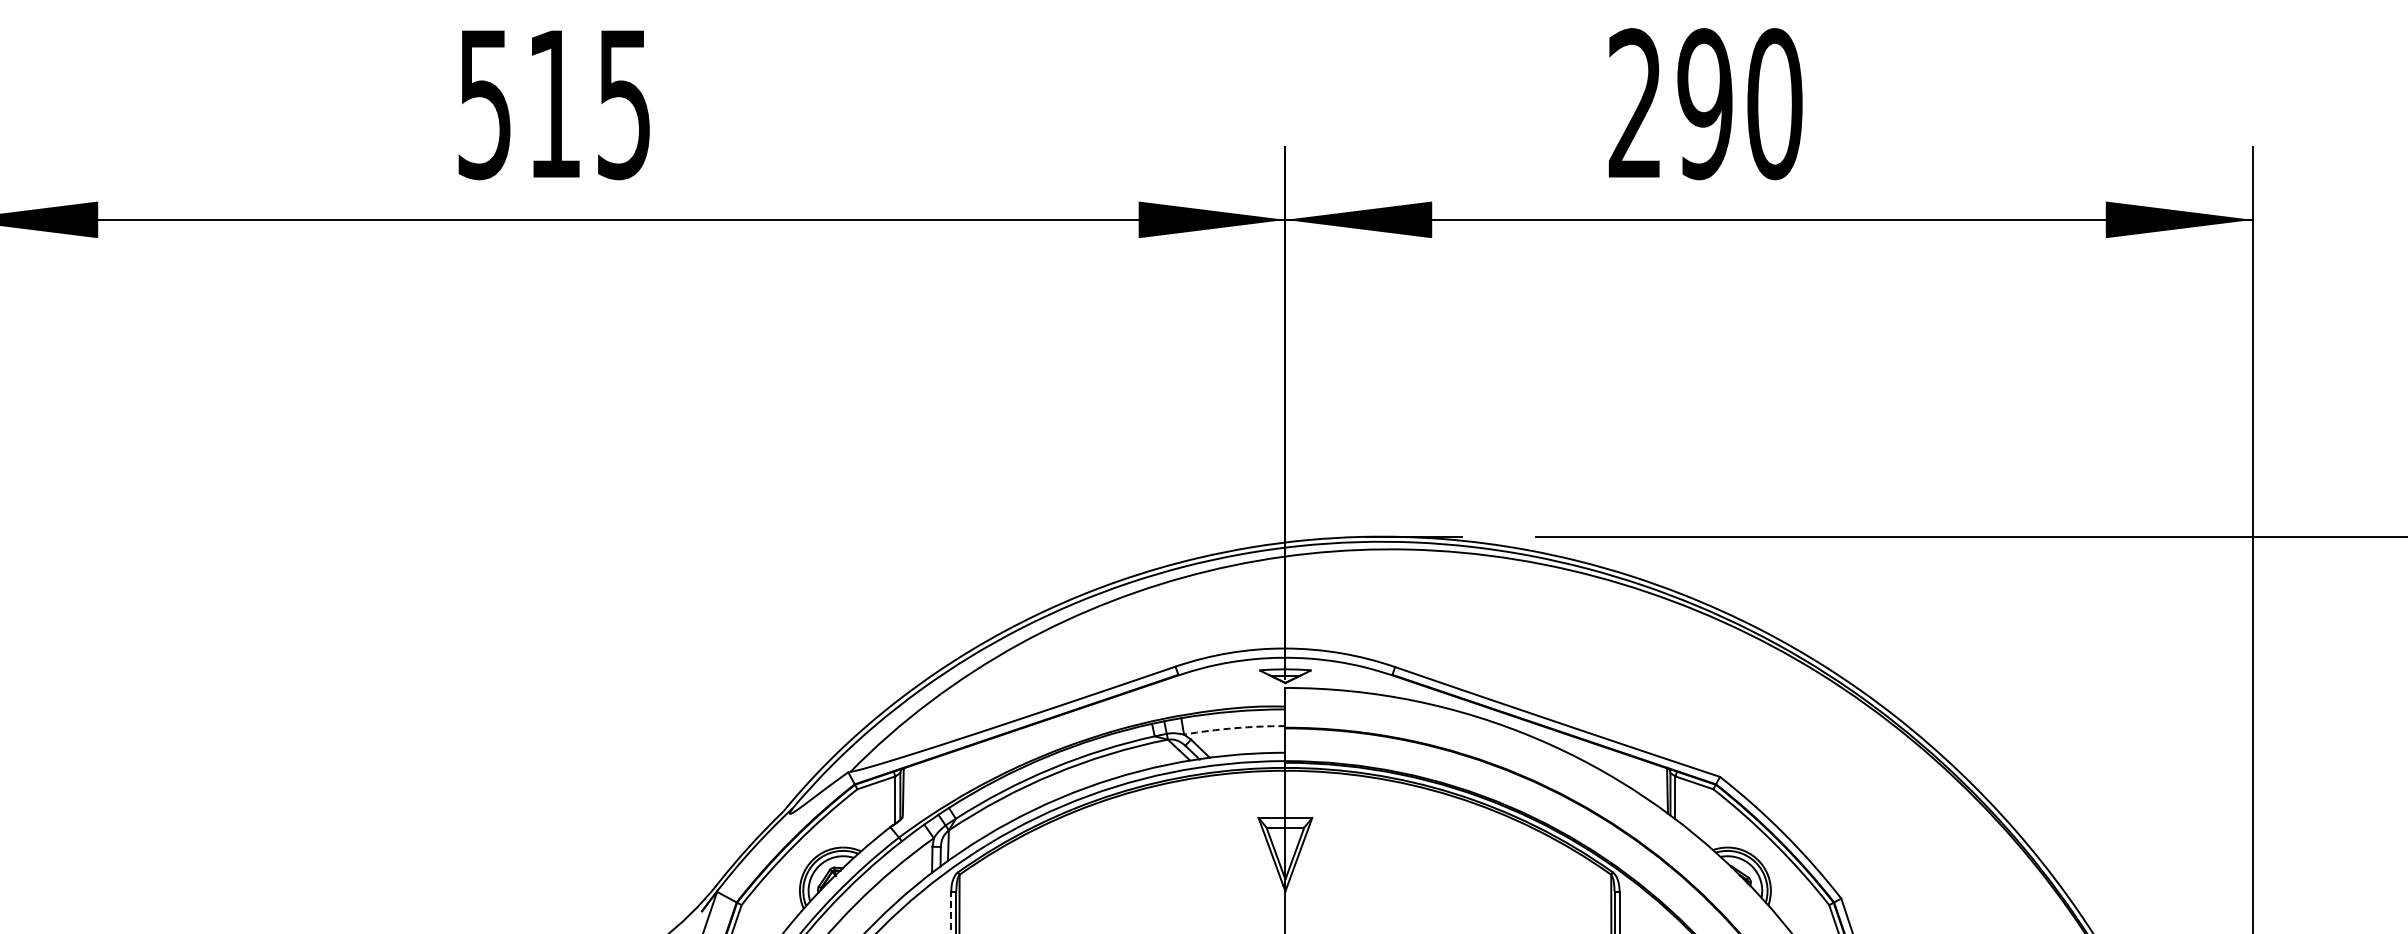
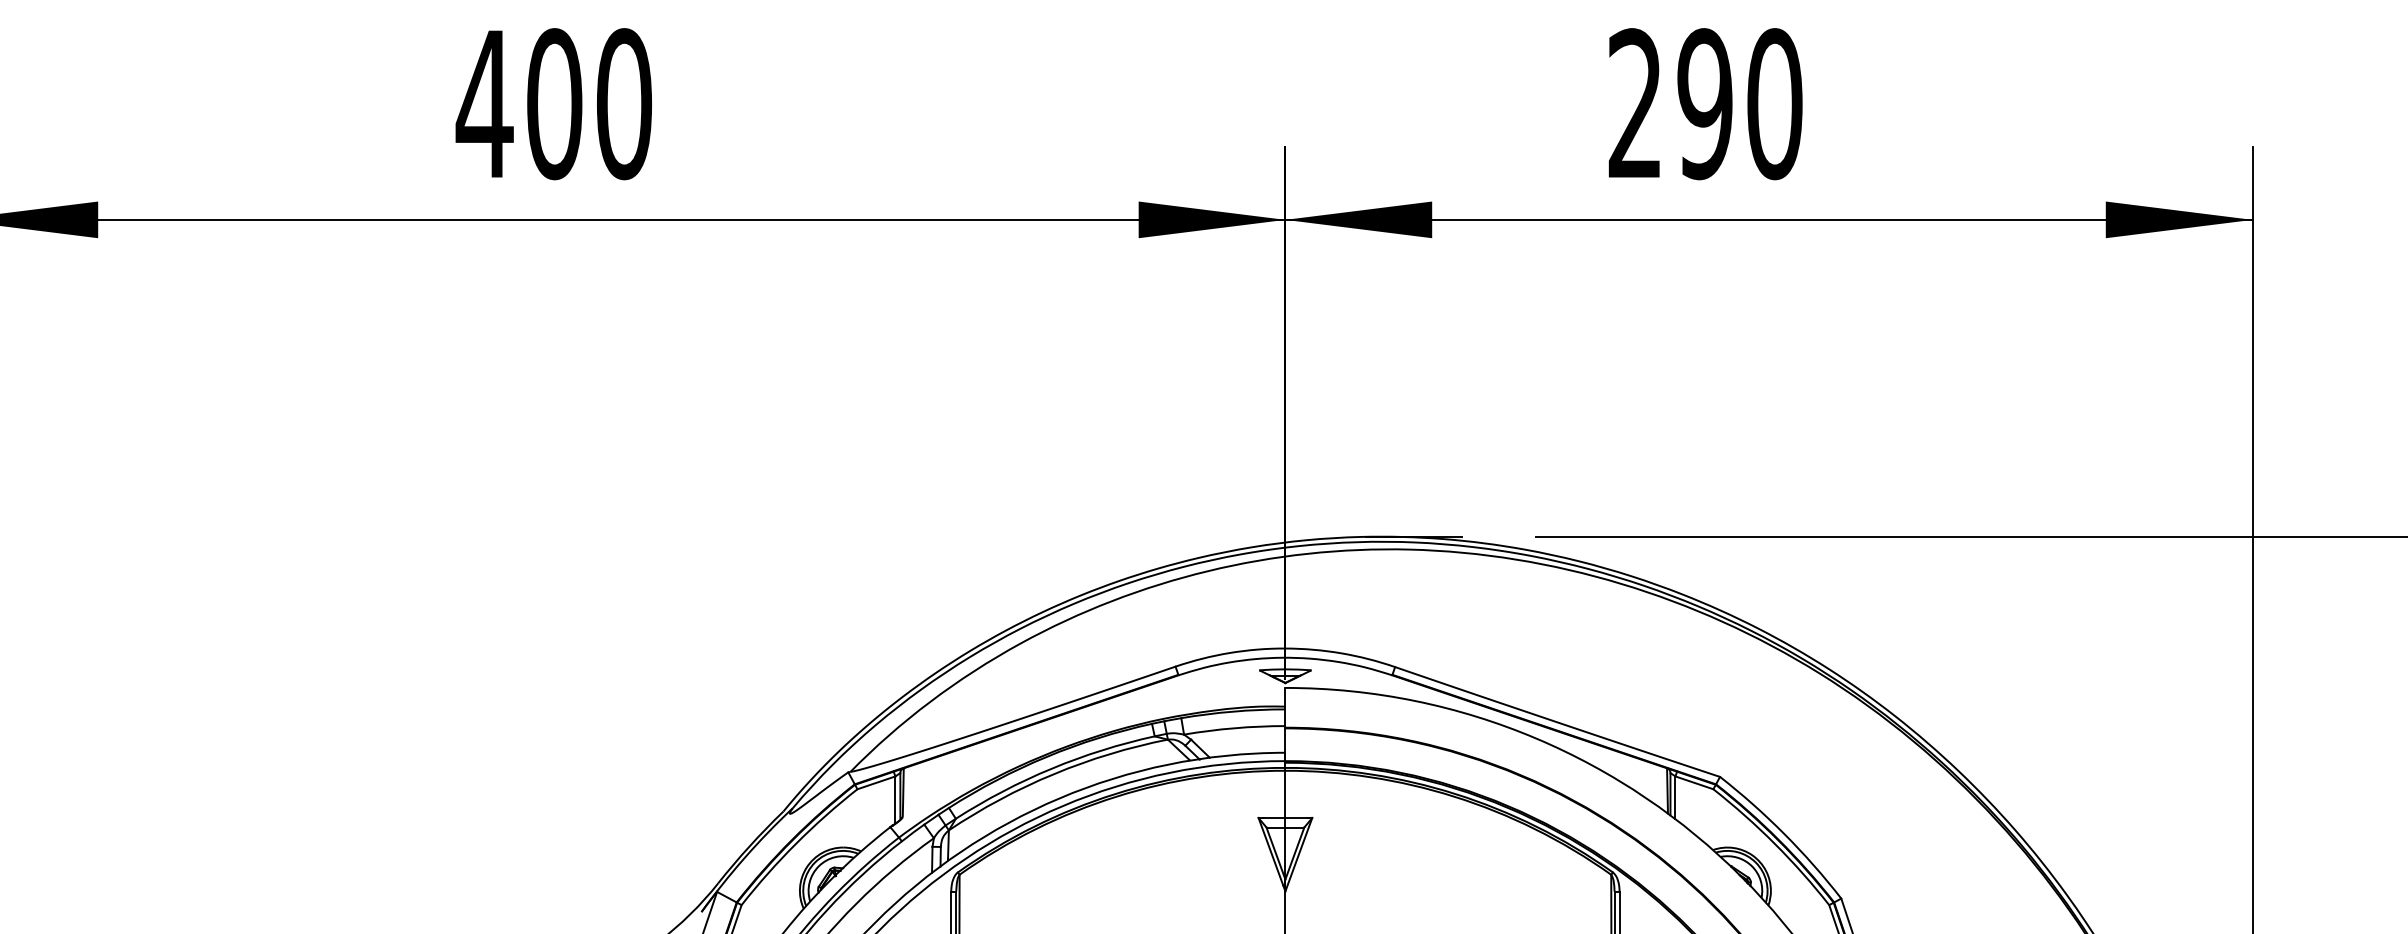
text: 515 -> 400 (553, 104)
arc: dashed -> solid (1234, 728)
line: dashed -> solid (951, 912)
